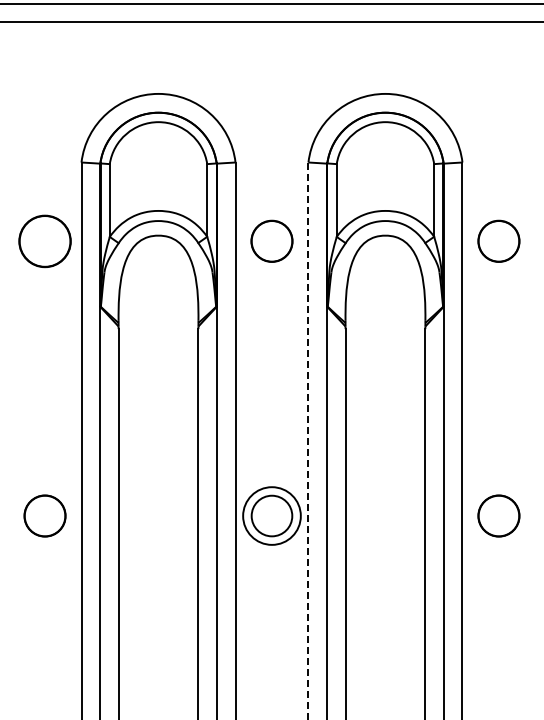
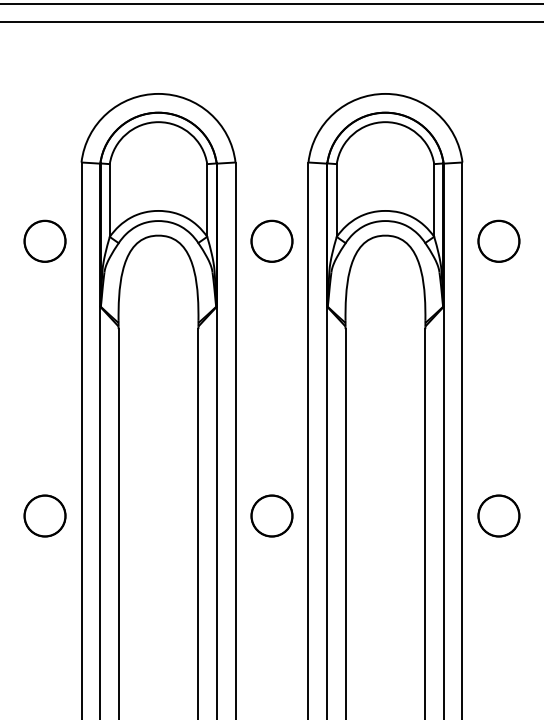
circle size: 54x55 px -> 44x44 px (44, 240)
line: dashed -> solid (308, 441)
circle diameter: 58 px -> 41 px (271, 515)
